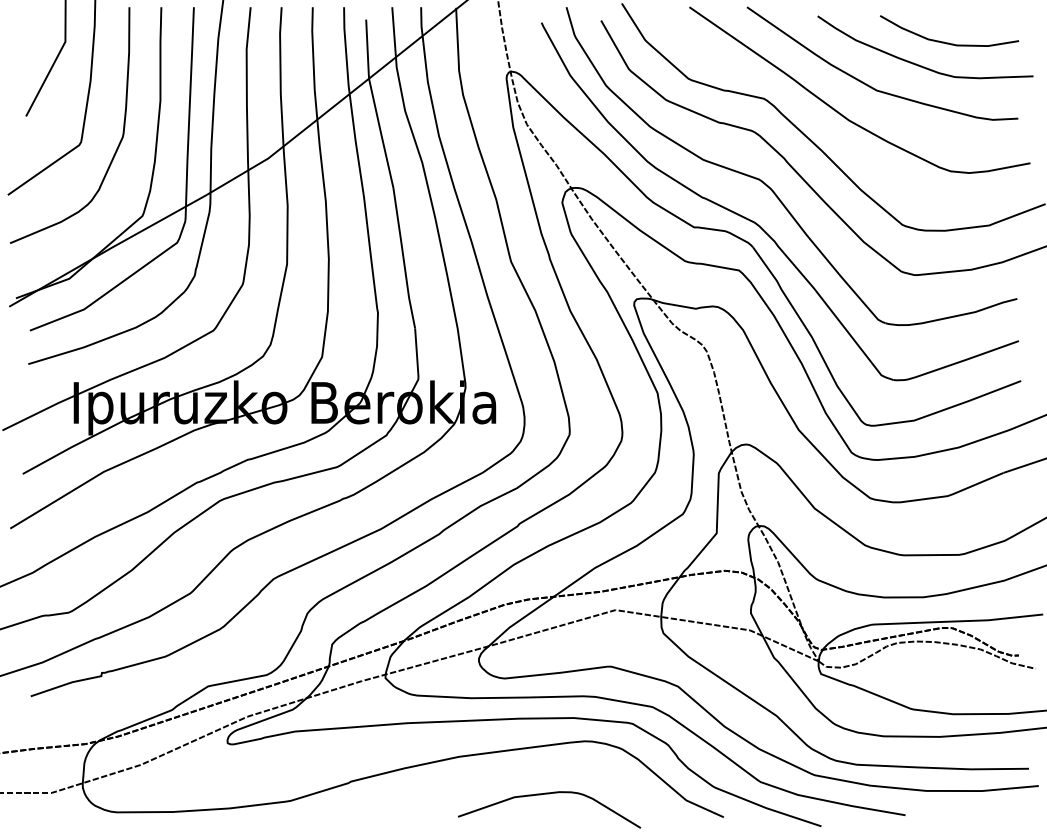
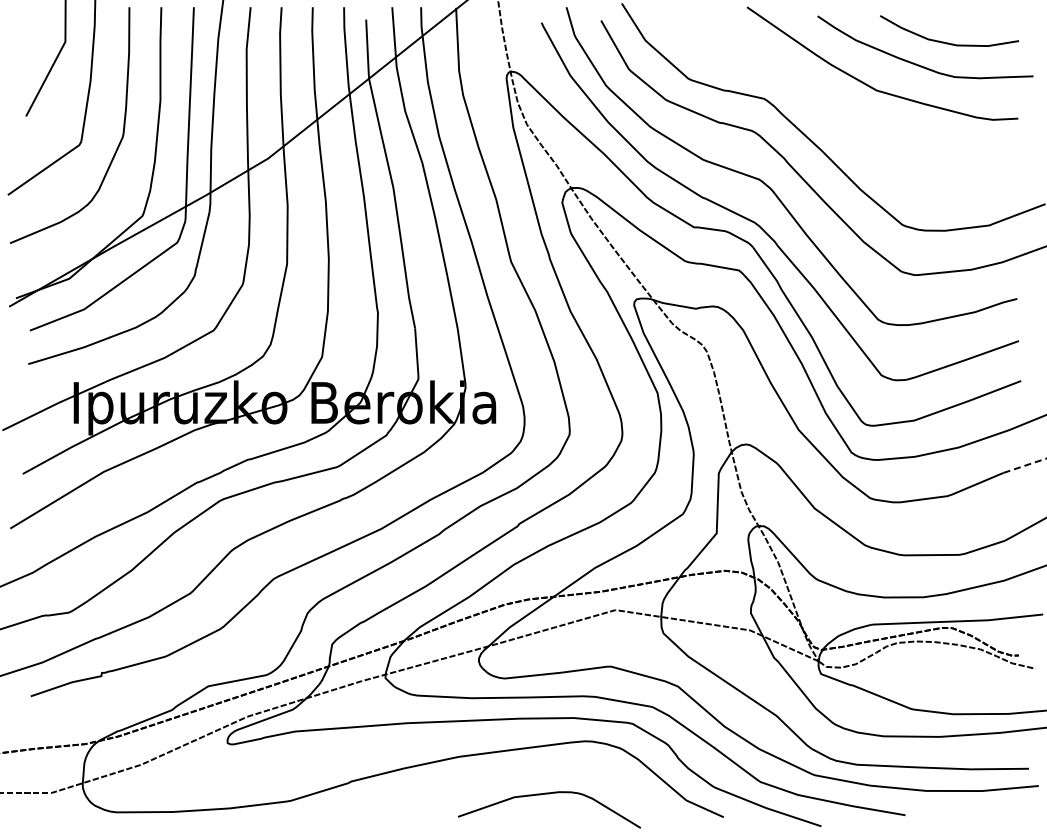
curve: present -> none (841, 113)
line: solid -> dashed (1025, 465)
